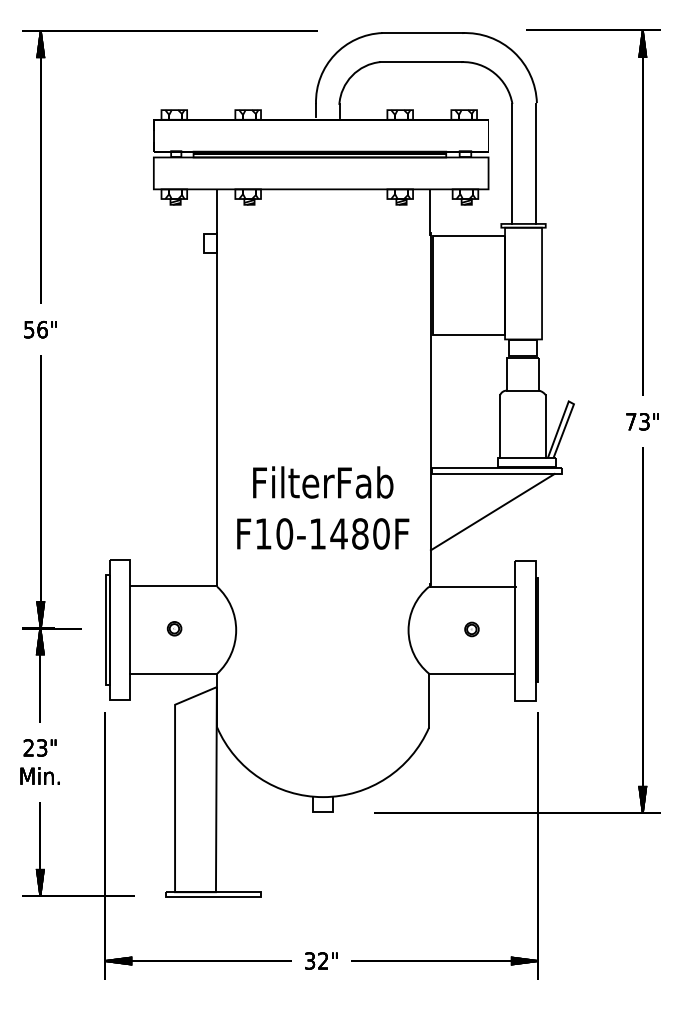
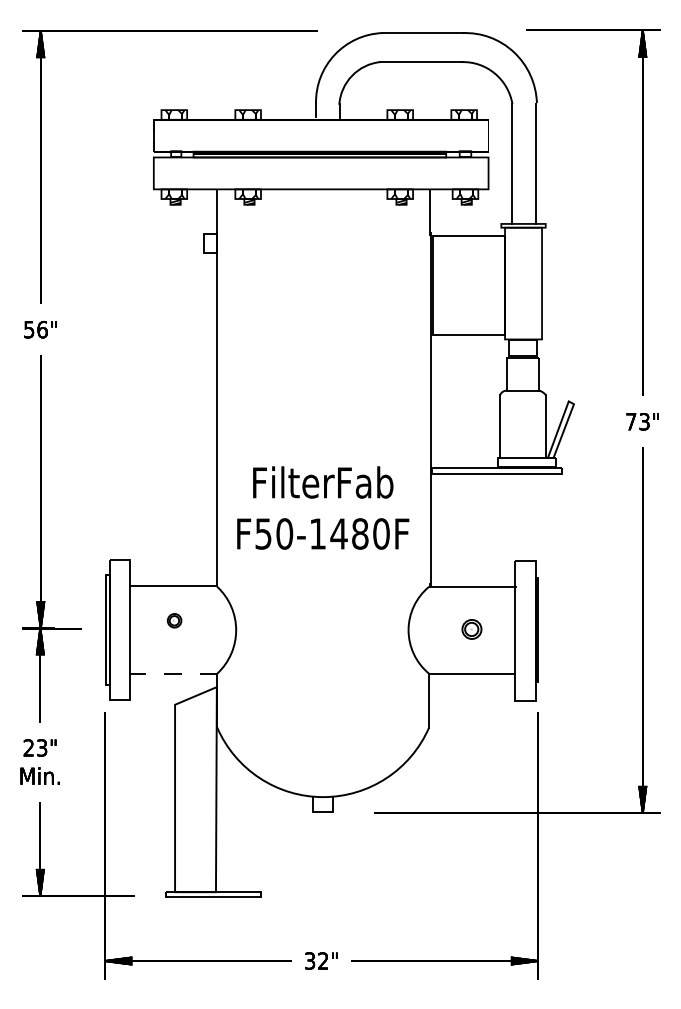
line: present -> none (492, 511)
text: F10-1480F -> F50-1480F (263, 533)
part position: (174, 628) -> (174, 620) (174, 620)
part size: 16x17 px -> 22x21 px (471, 629)
line: solid -> dashed (173, 673)
